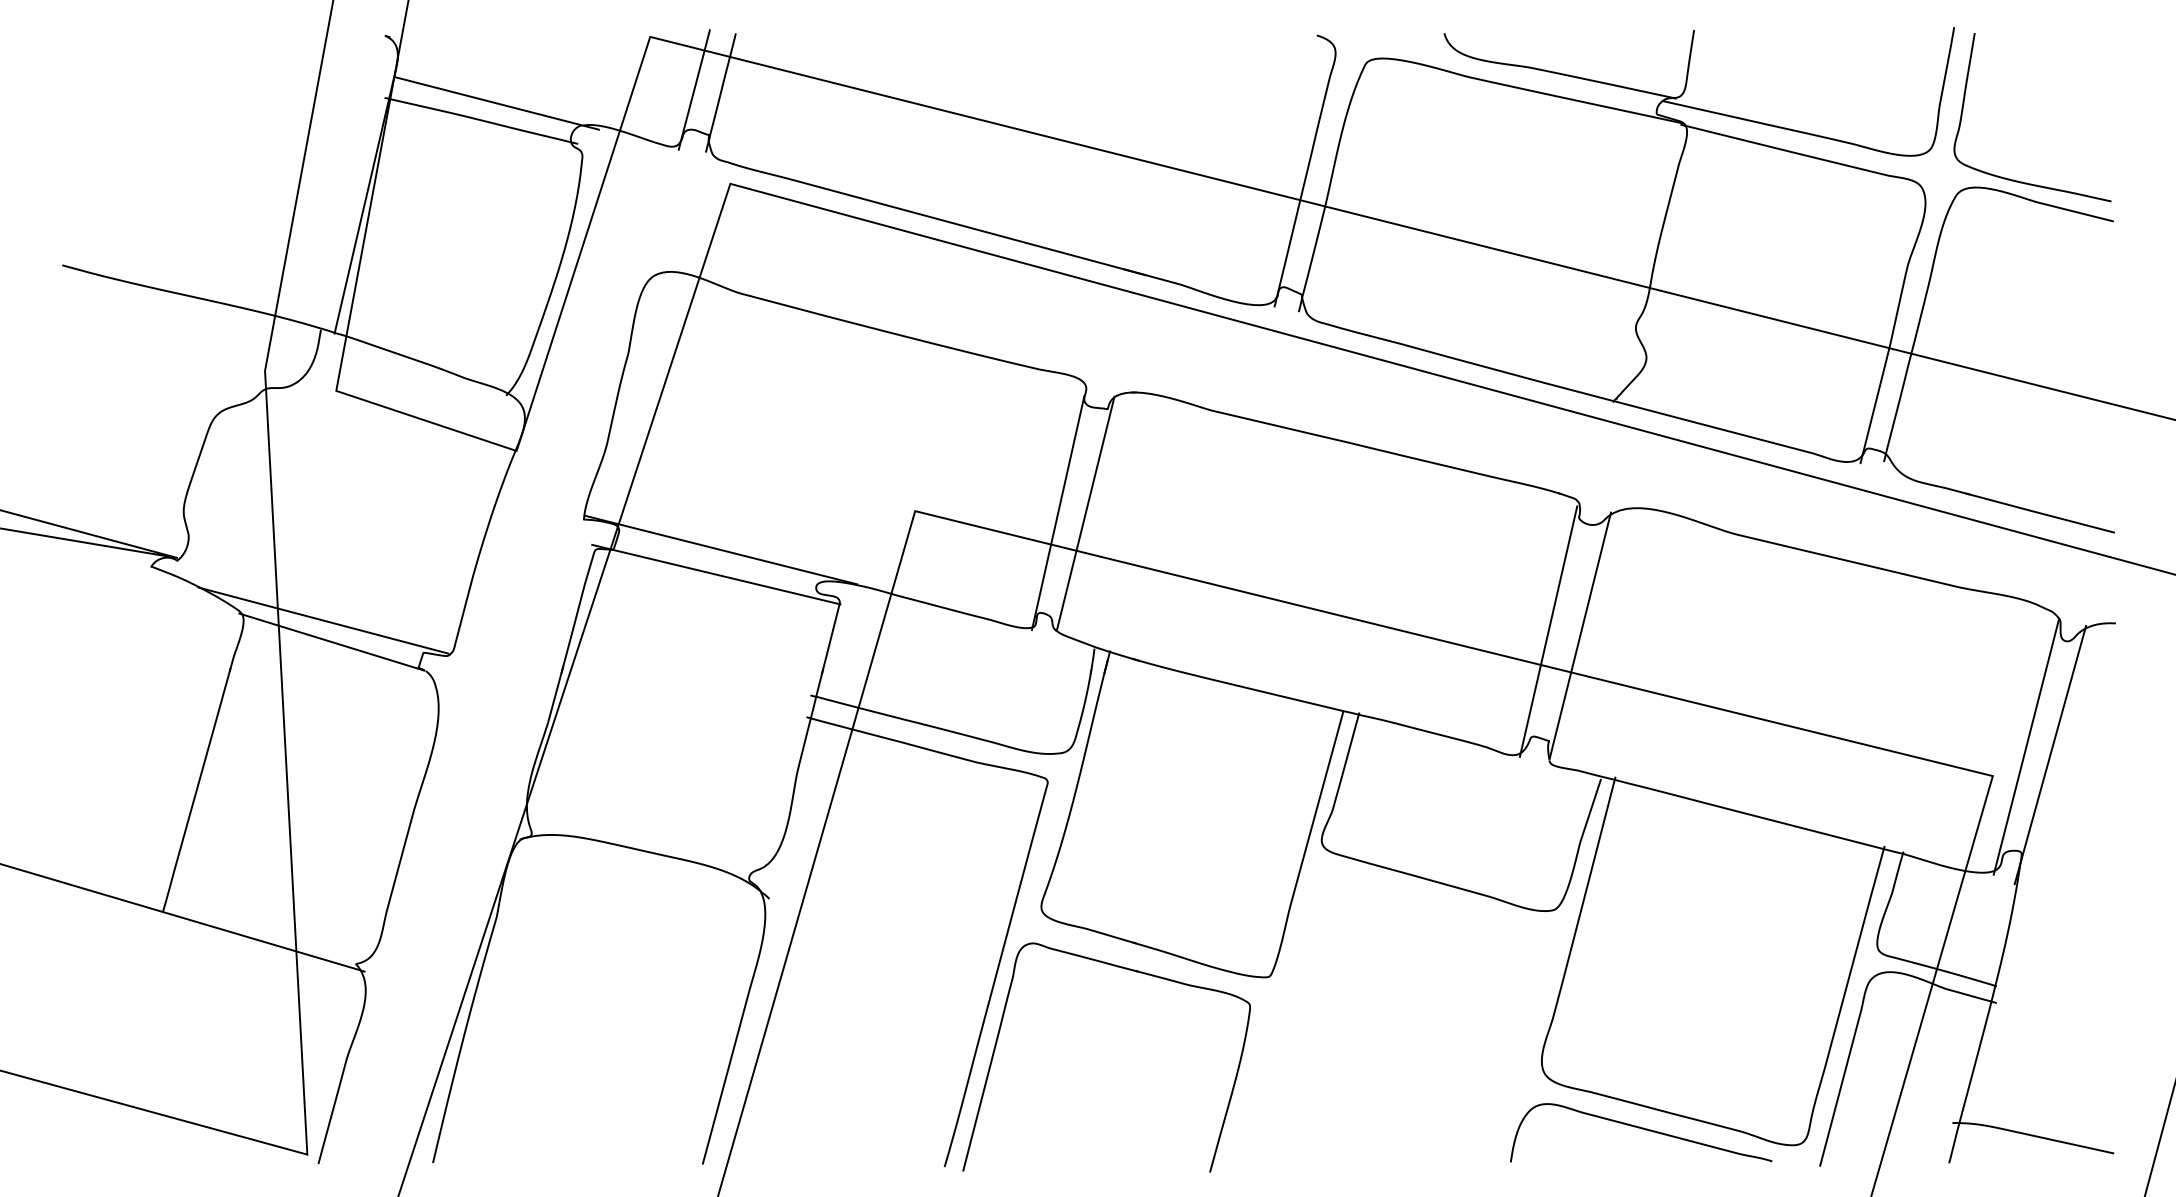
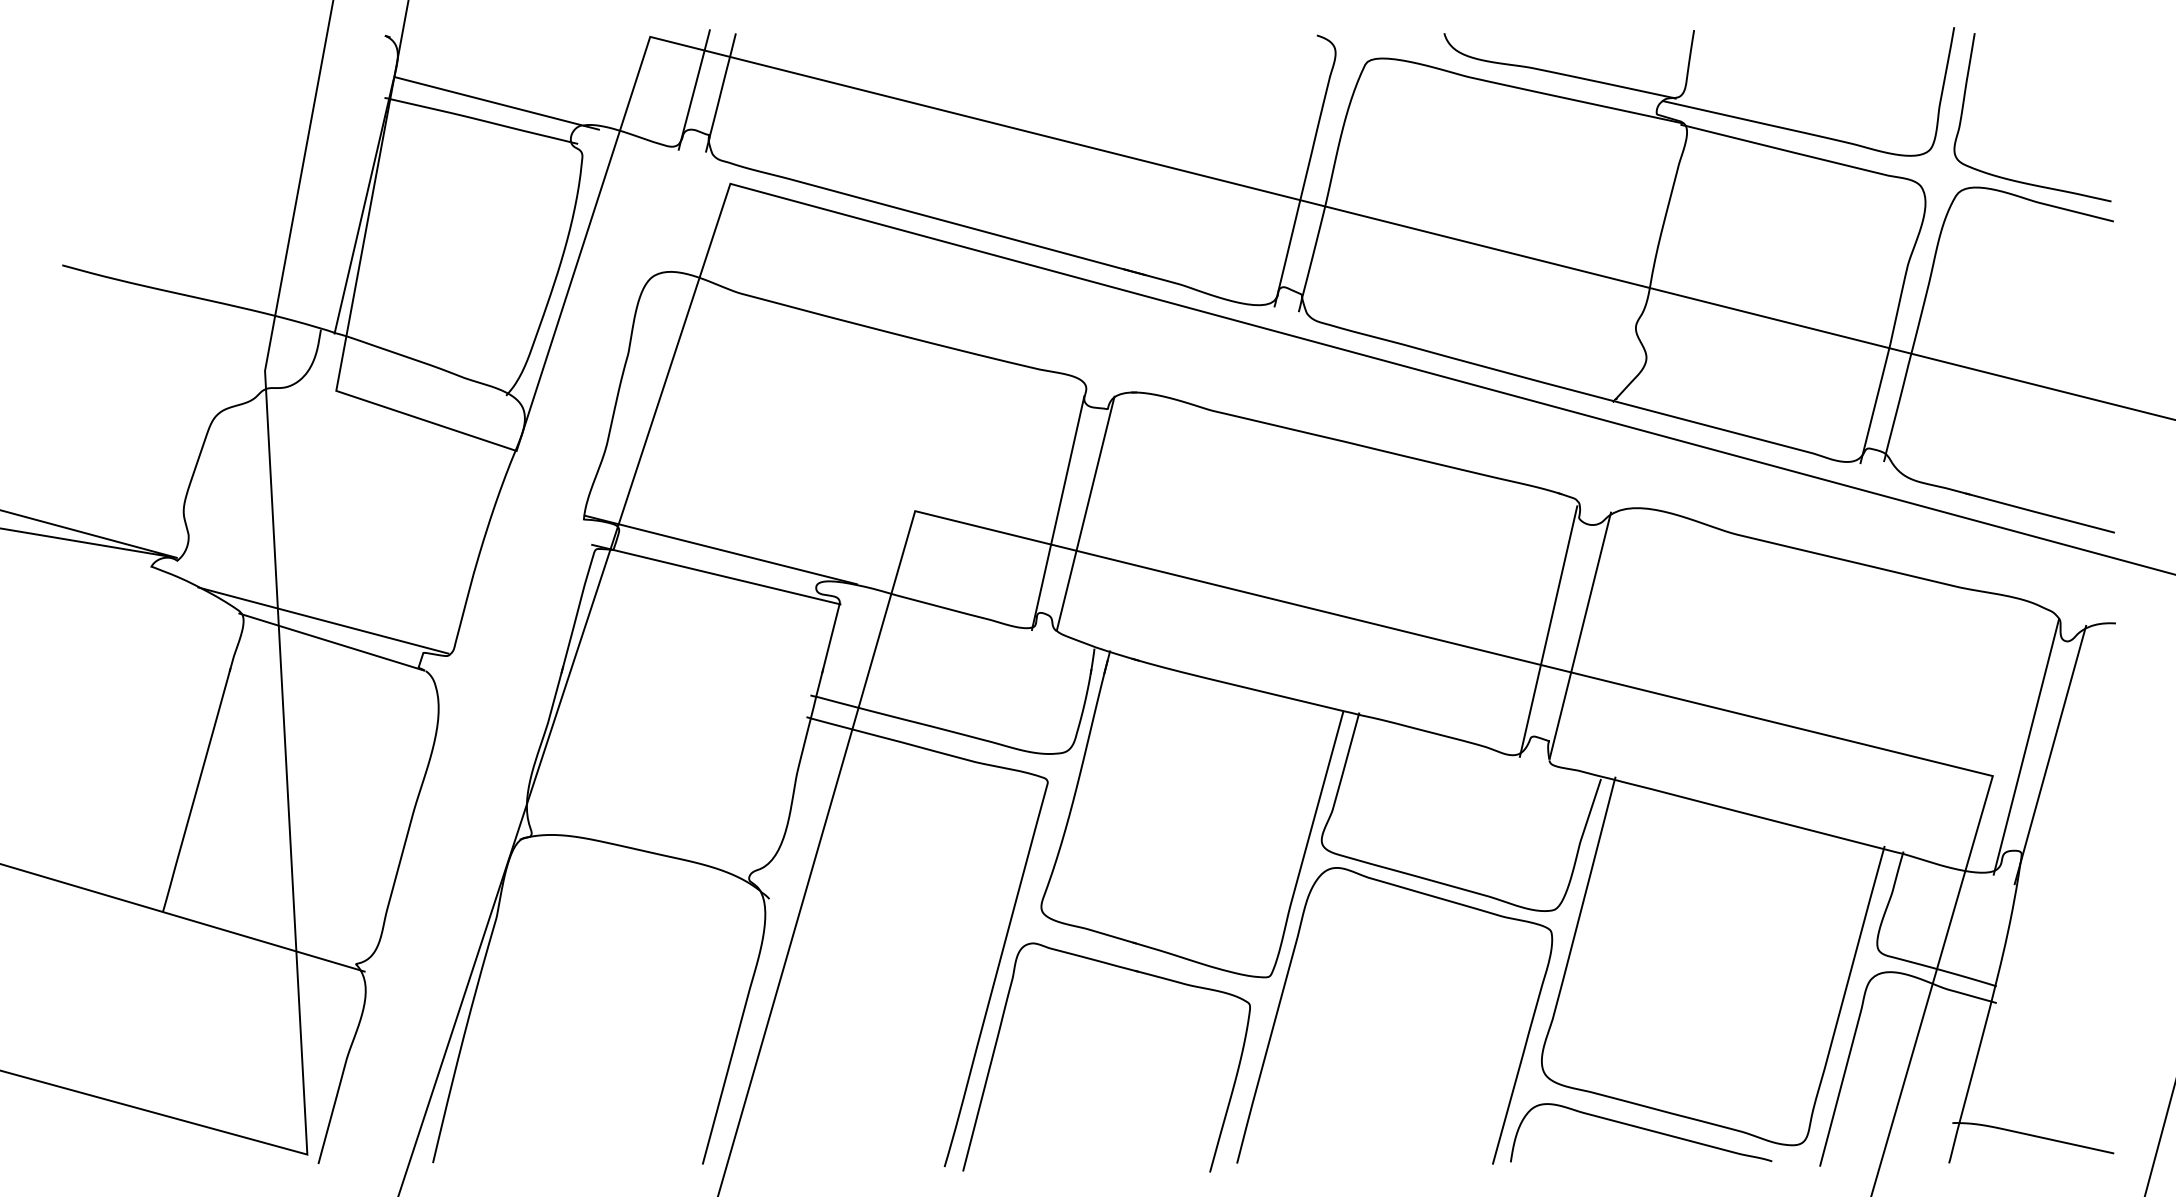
curve: none -> present (1285, 986)
